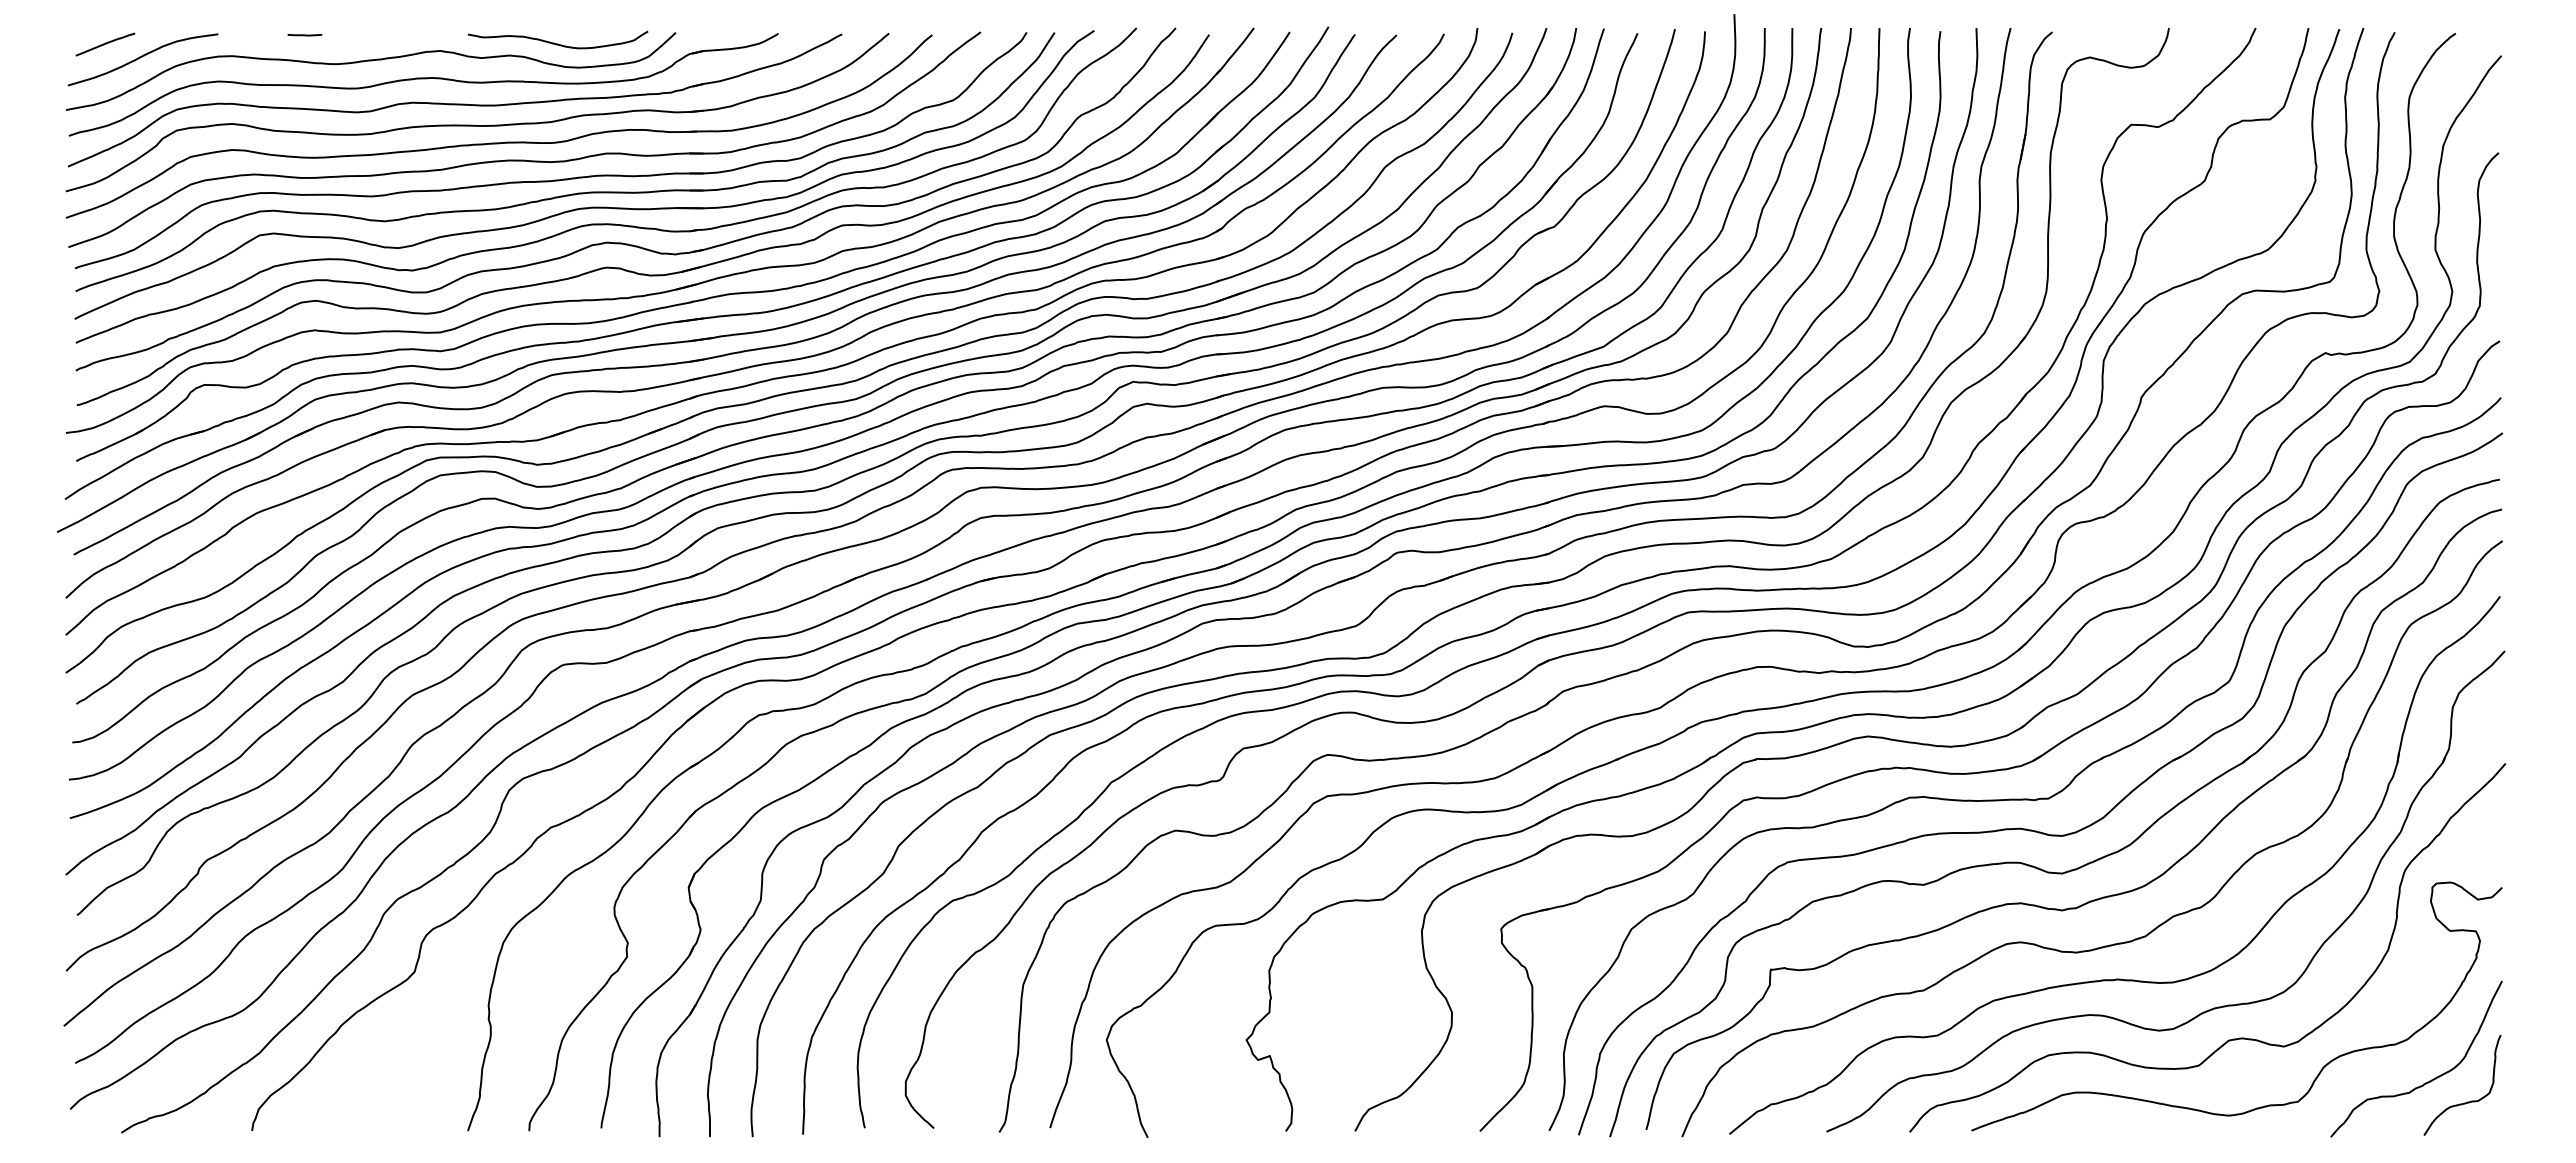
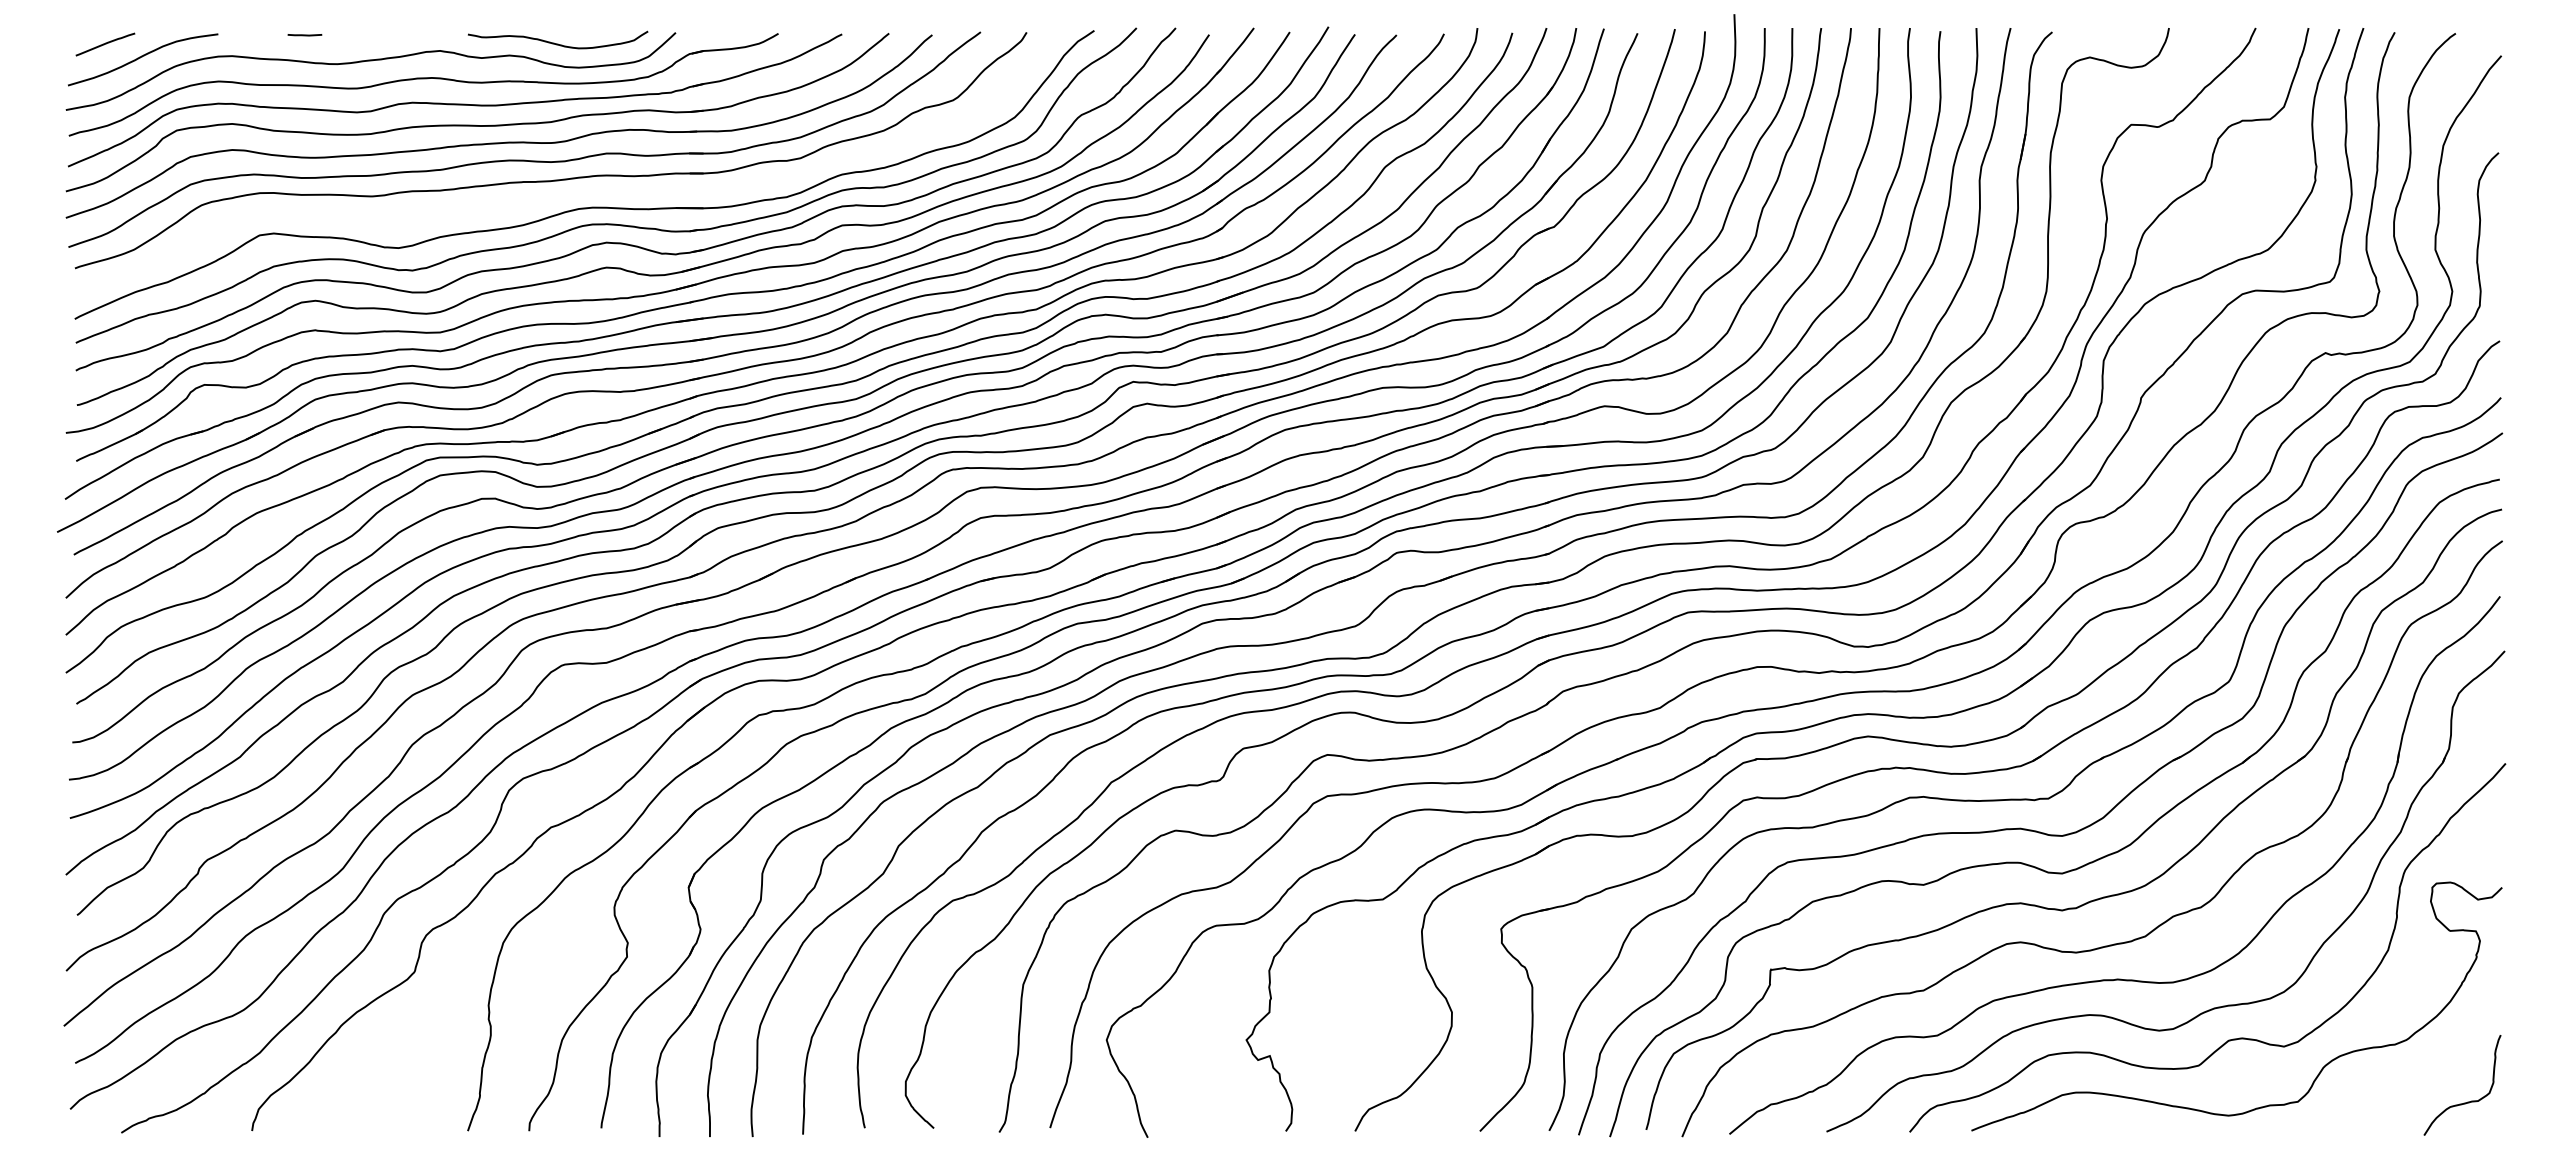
part: present -> none (571, 193)
curve: present -> none (2427, 1081)
